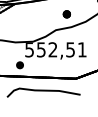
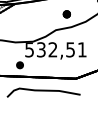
text: 552,51 -> 532,51 (41, 49)
